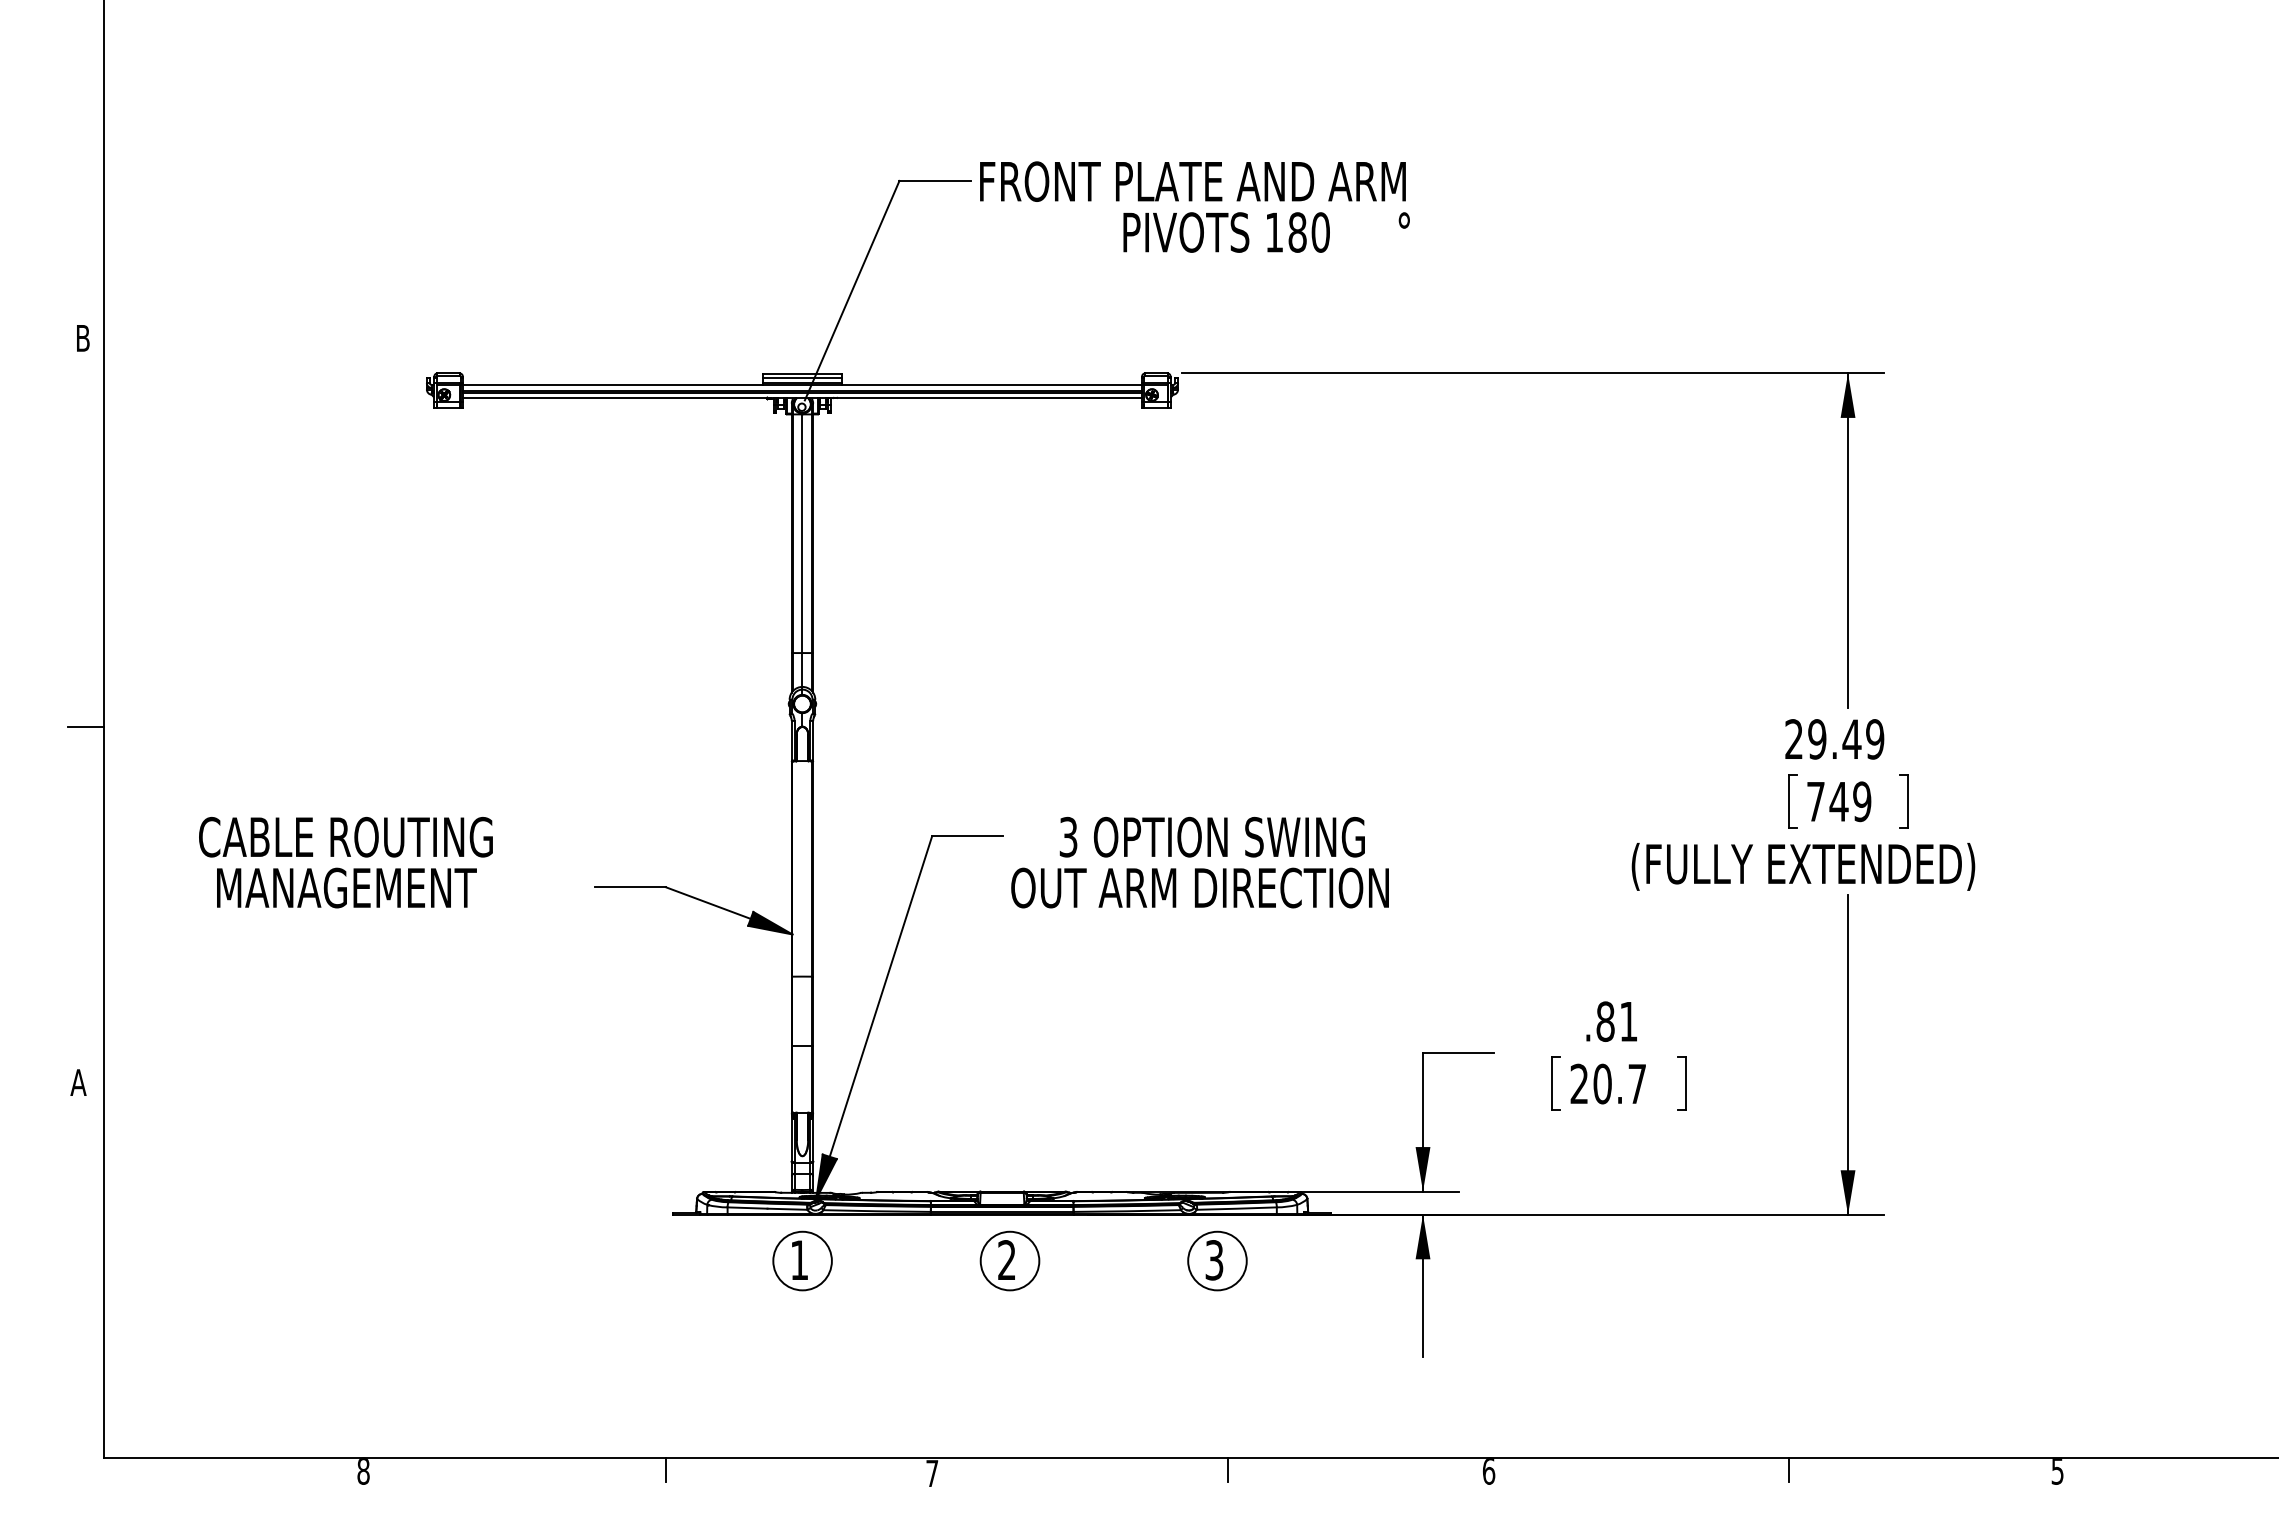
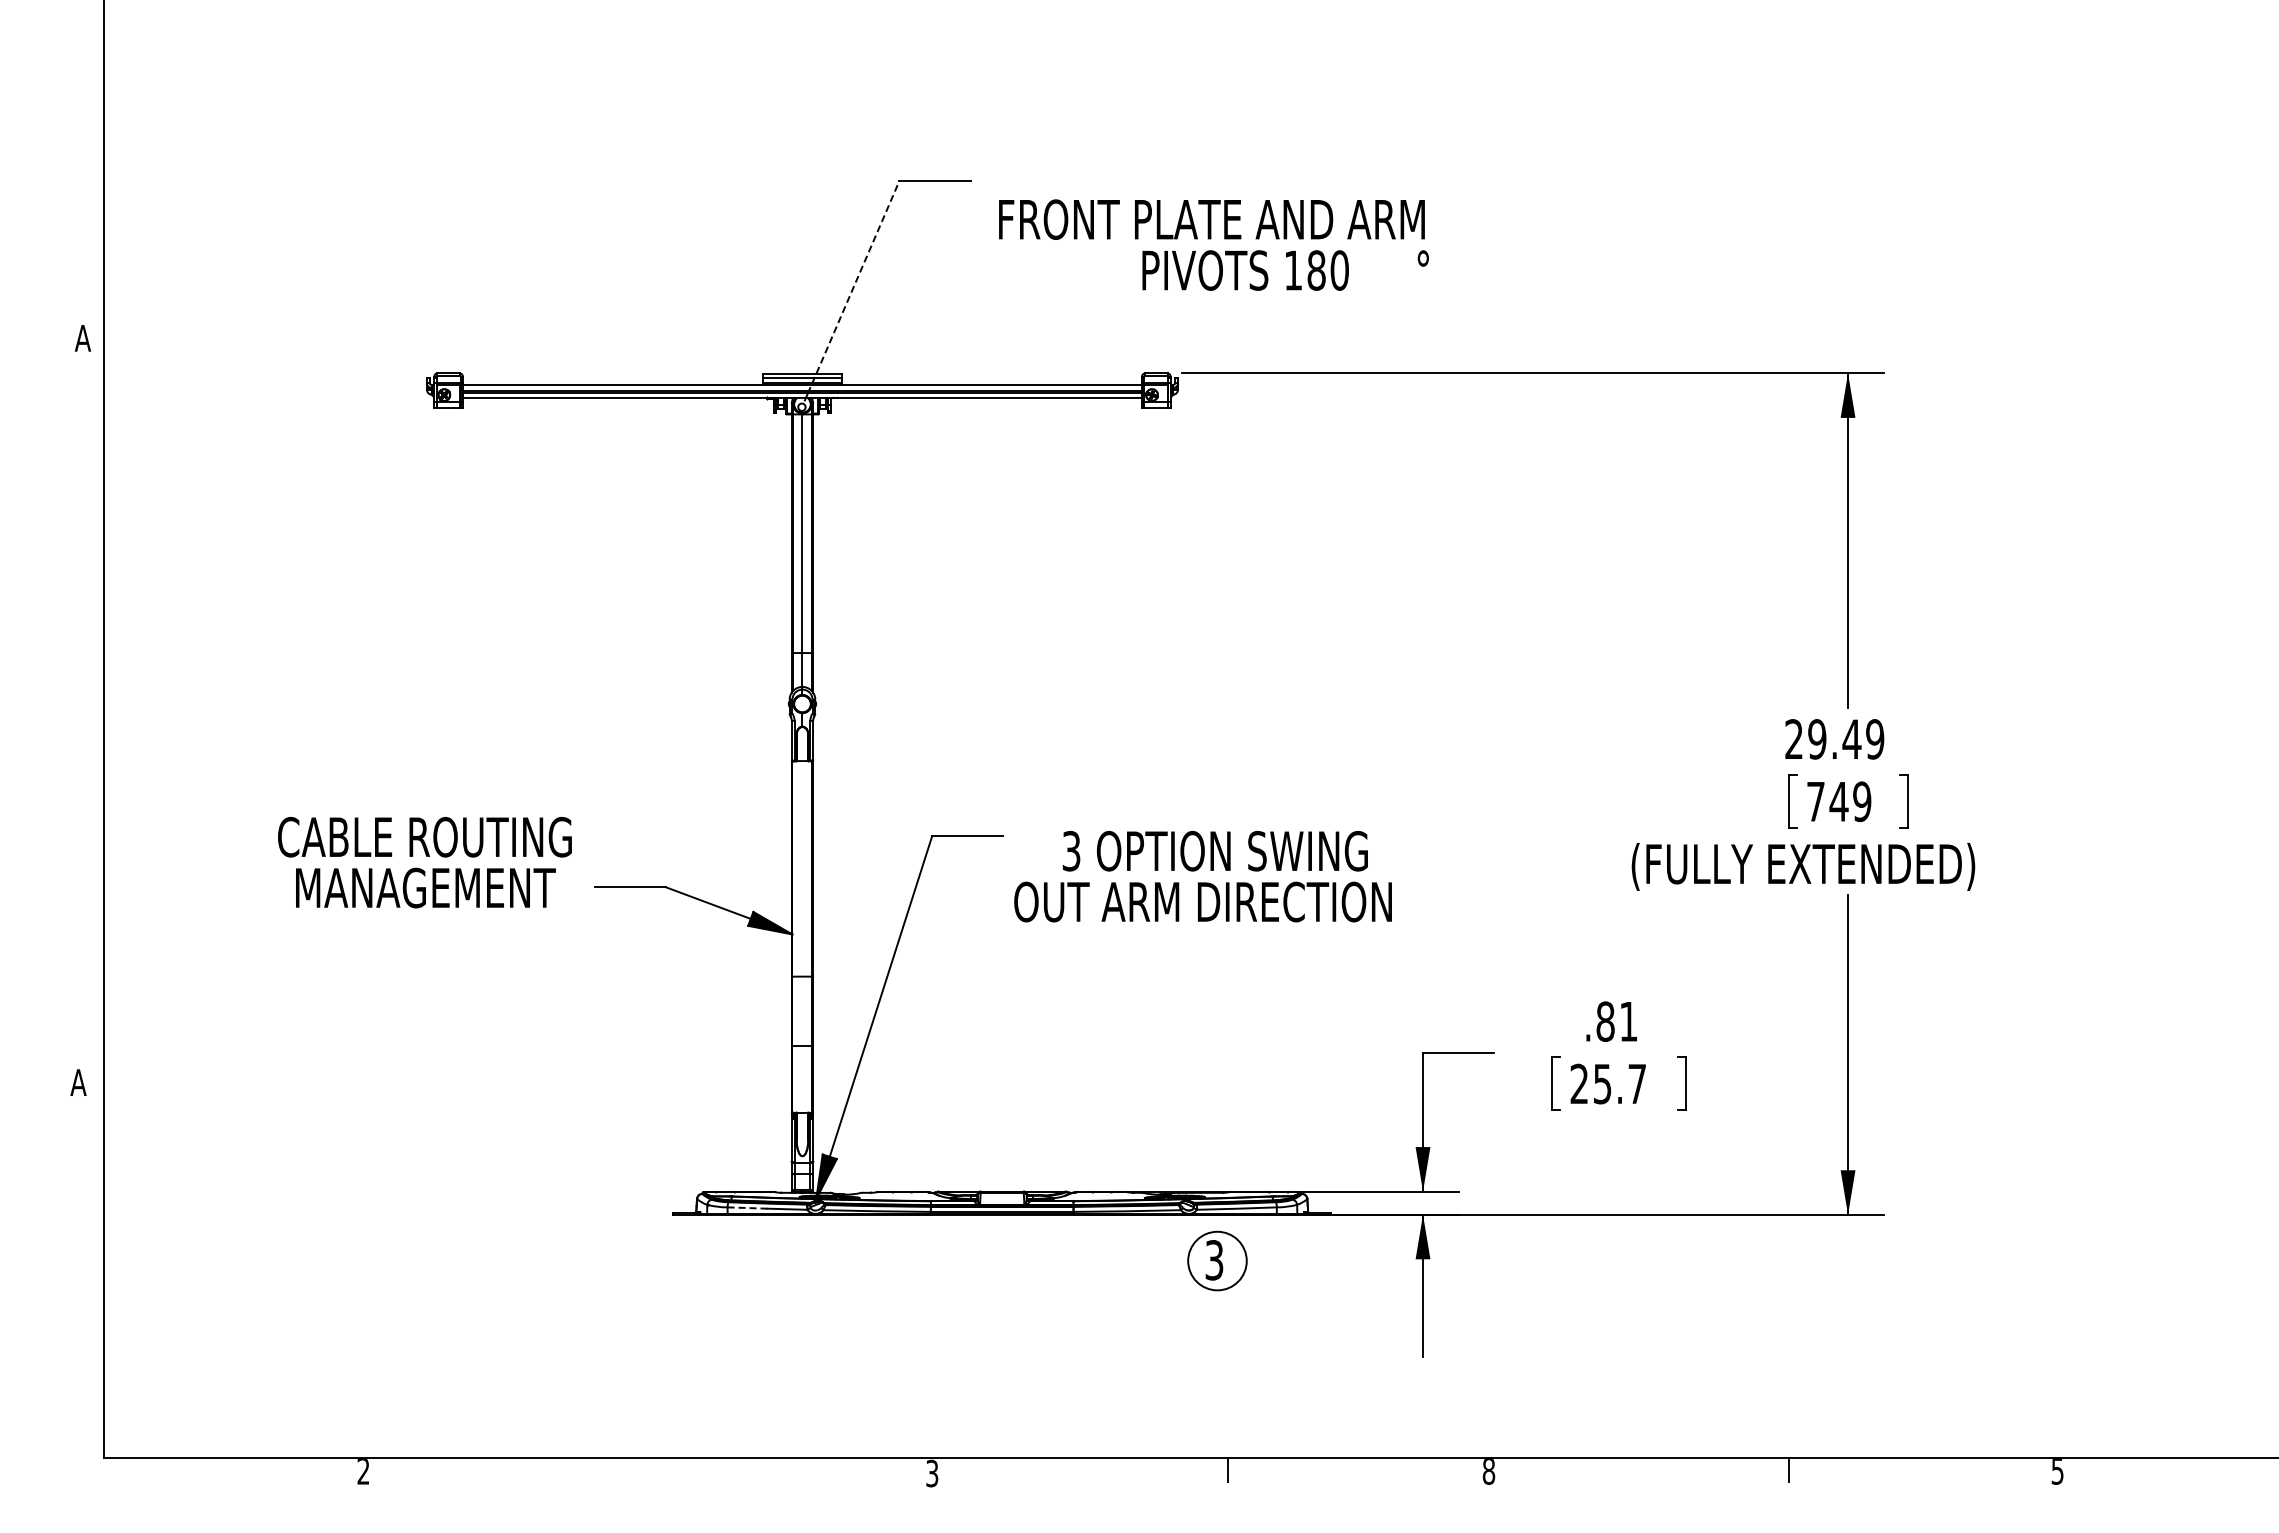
text position: (1194, 206) -> (1213, 244) (1213, 244)
line: solid -> dashed (853, 287)
text: B -> A (82, 338)
line: present -> none (86, 726)
text position: (345, 862) -> (424, 862) (424, 862)
text position: (1199, 862) -> (1202, 876) (1202, 876)
text: 20.7 -> 25.7 (1602, 1083)
line: solid -> dashed (747, 1208)
part: present -> none (802, 1260)
part: present -> none (1009, 1260)
line: present -> none (665, 1470)
text: 8 -> 2 (363, 1471)
text: 6 -> 8 (1488, 1471)
text: 7 -> 3 (932, 1473)
